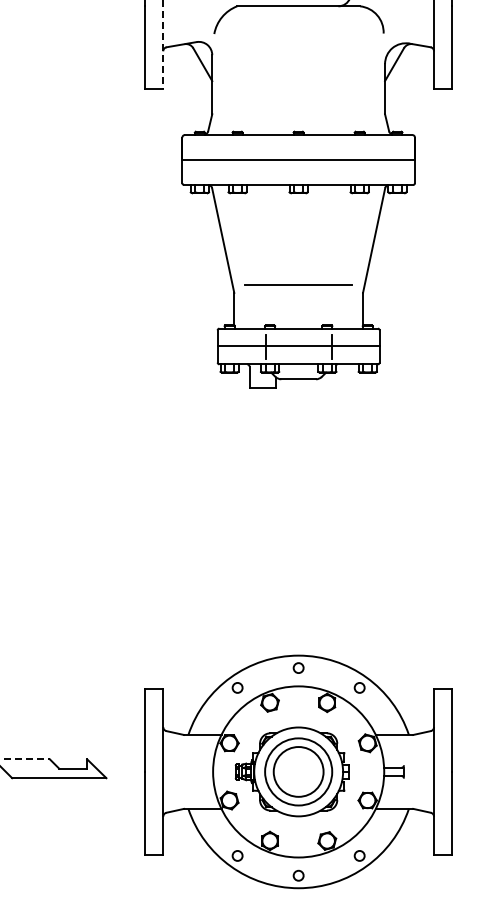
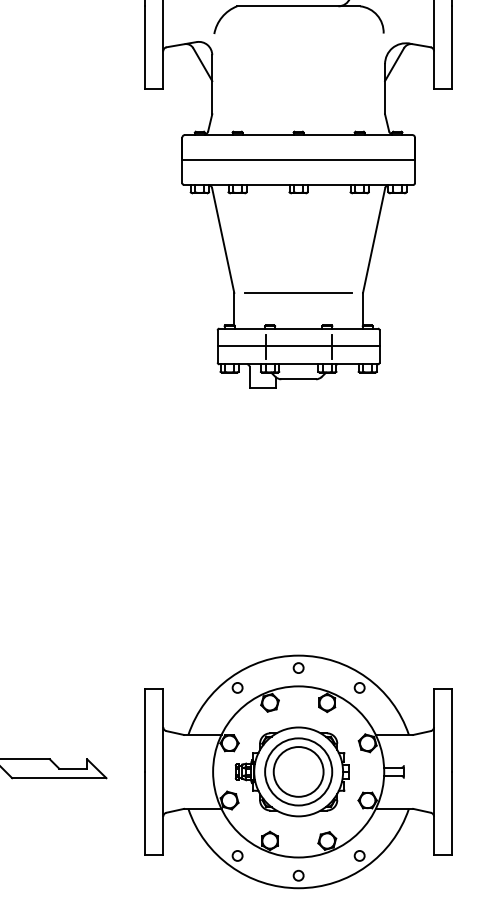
line: dashed -> solid (163, 45)
line position: (298, 284) -> (298, 292) (298, 292)
line: dashed -> solid (25, 759)
